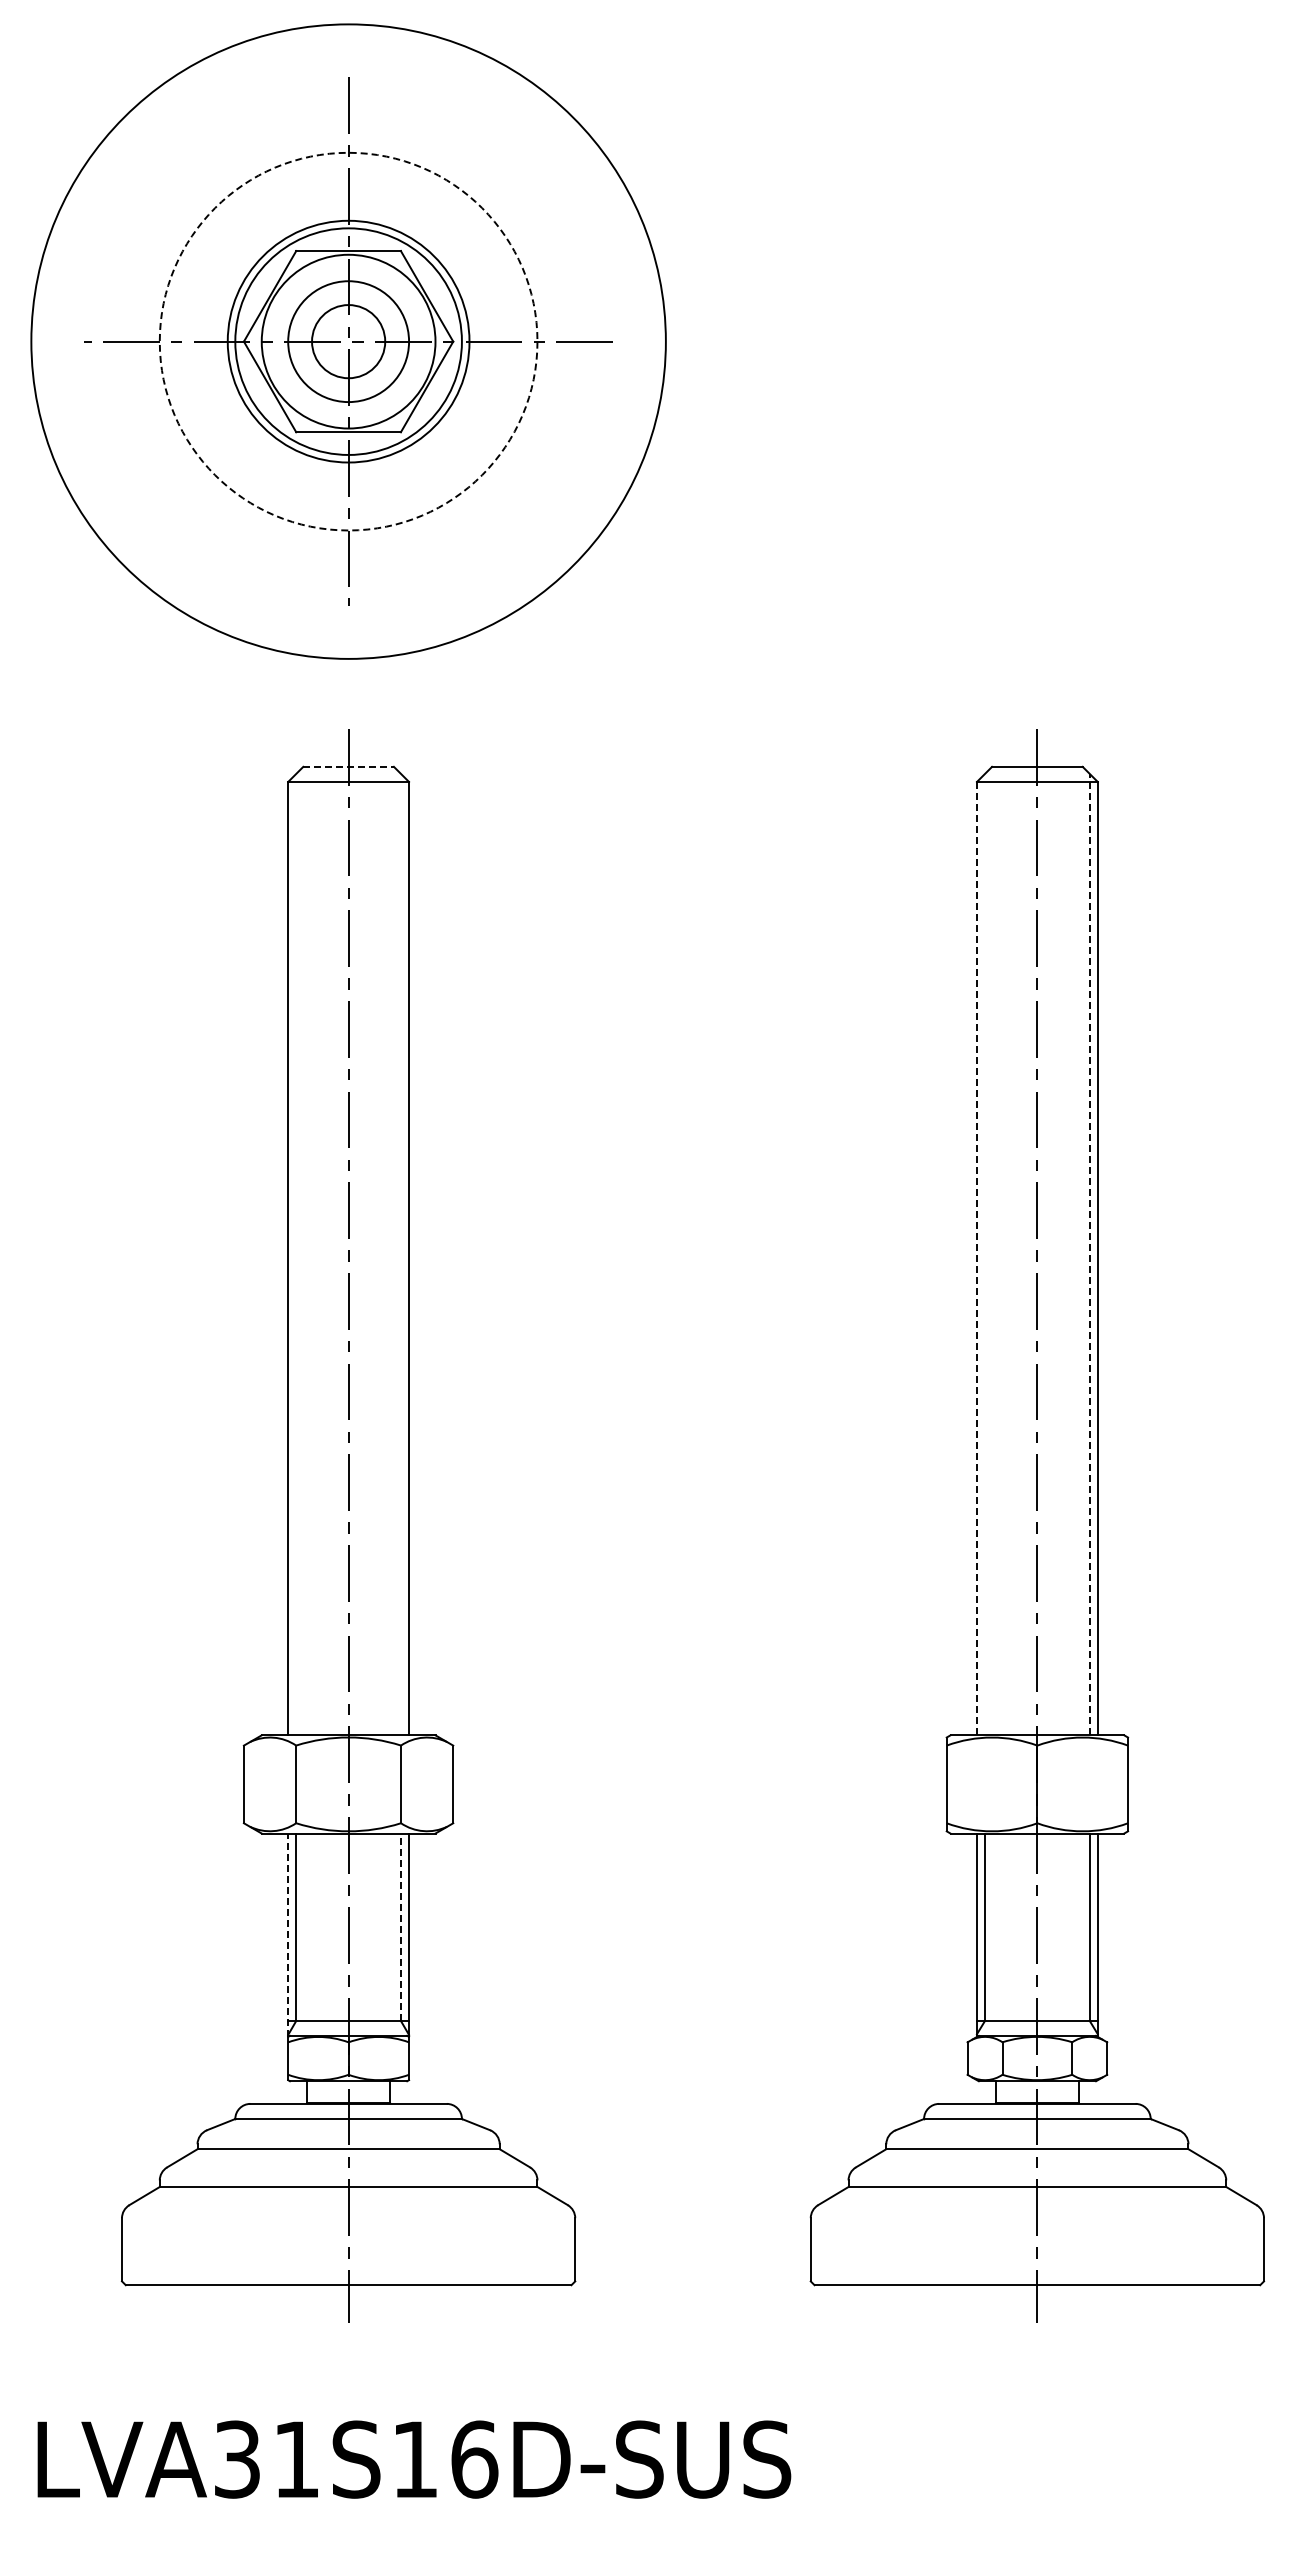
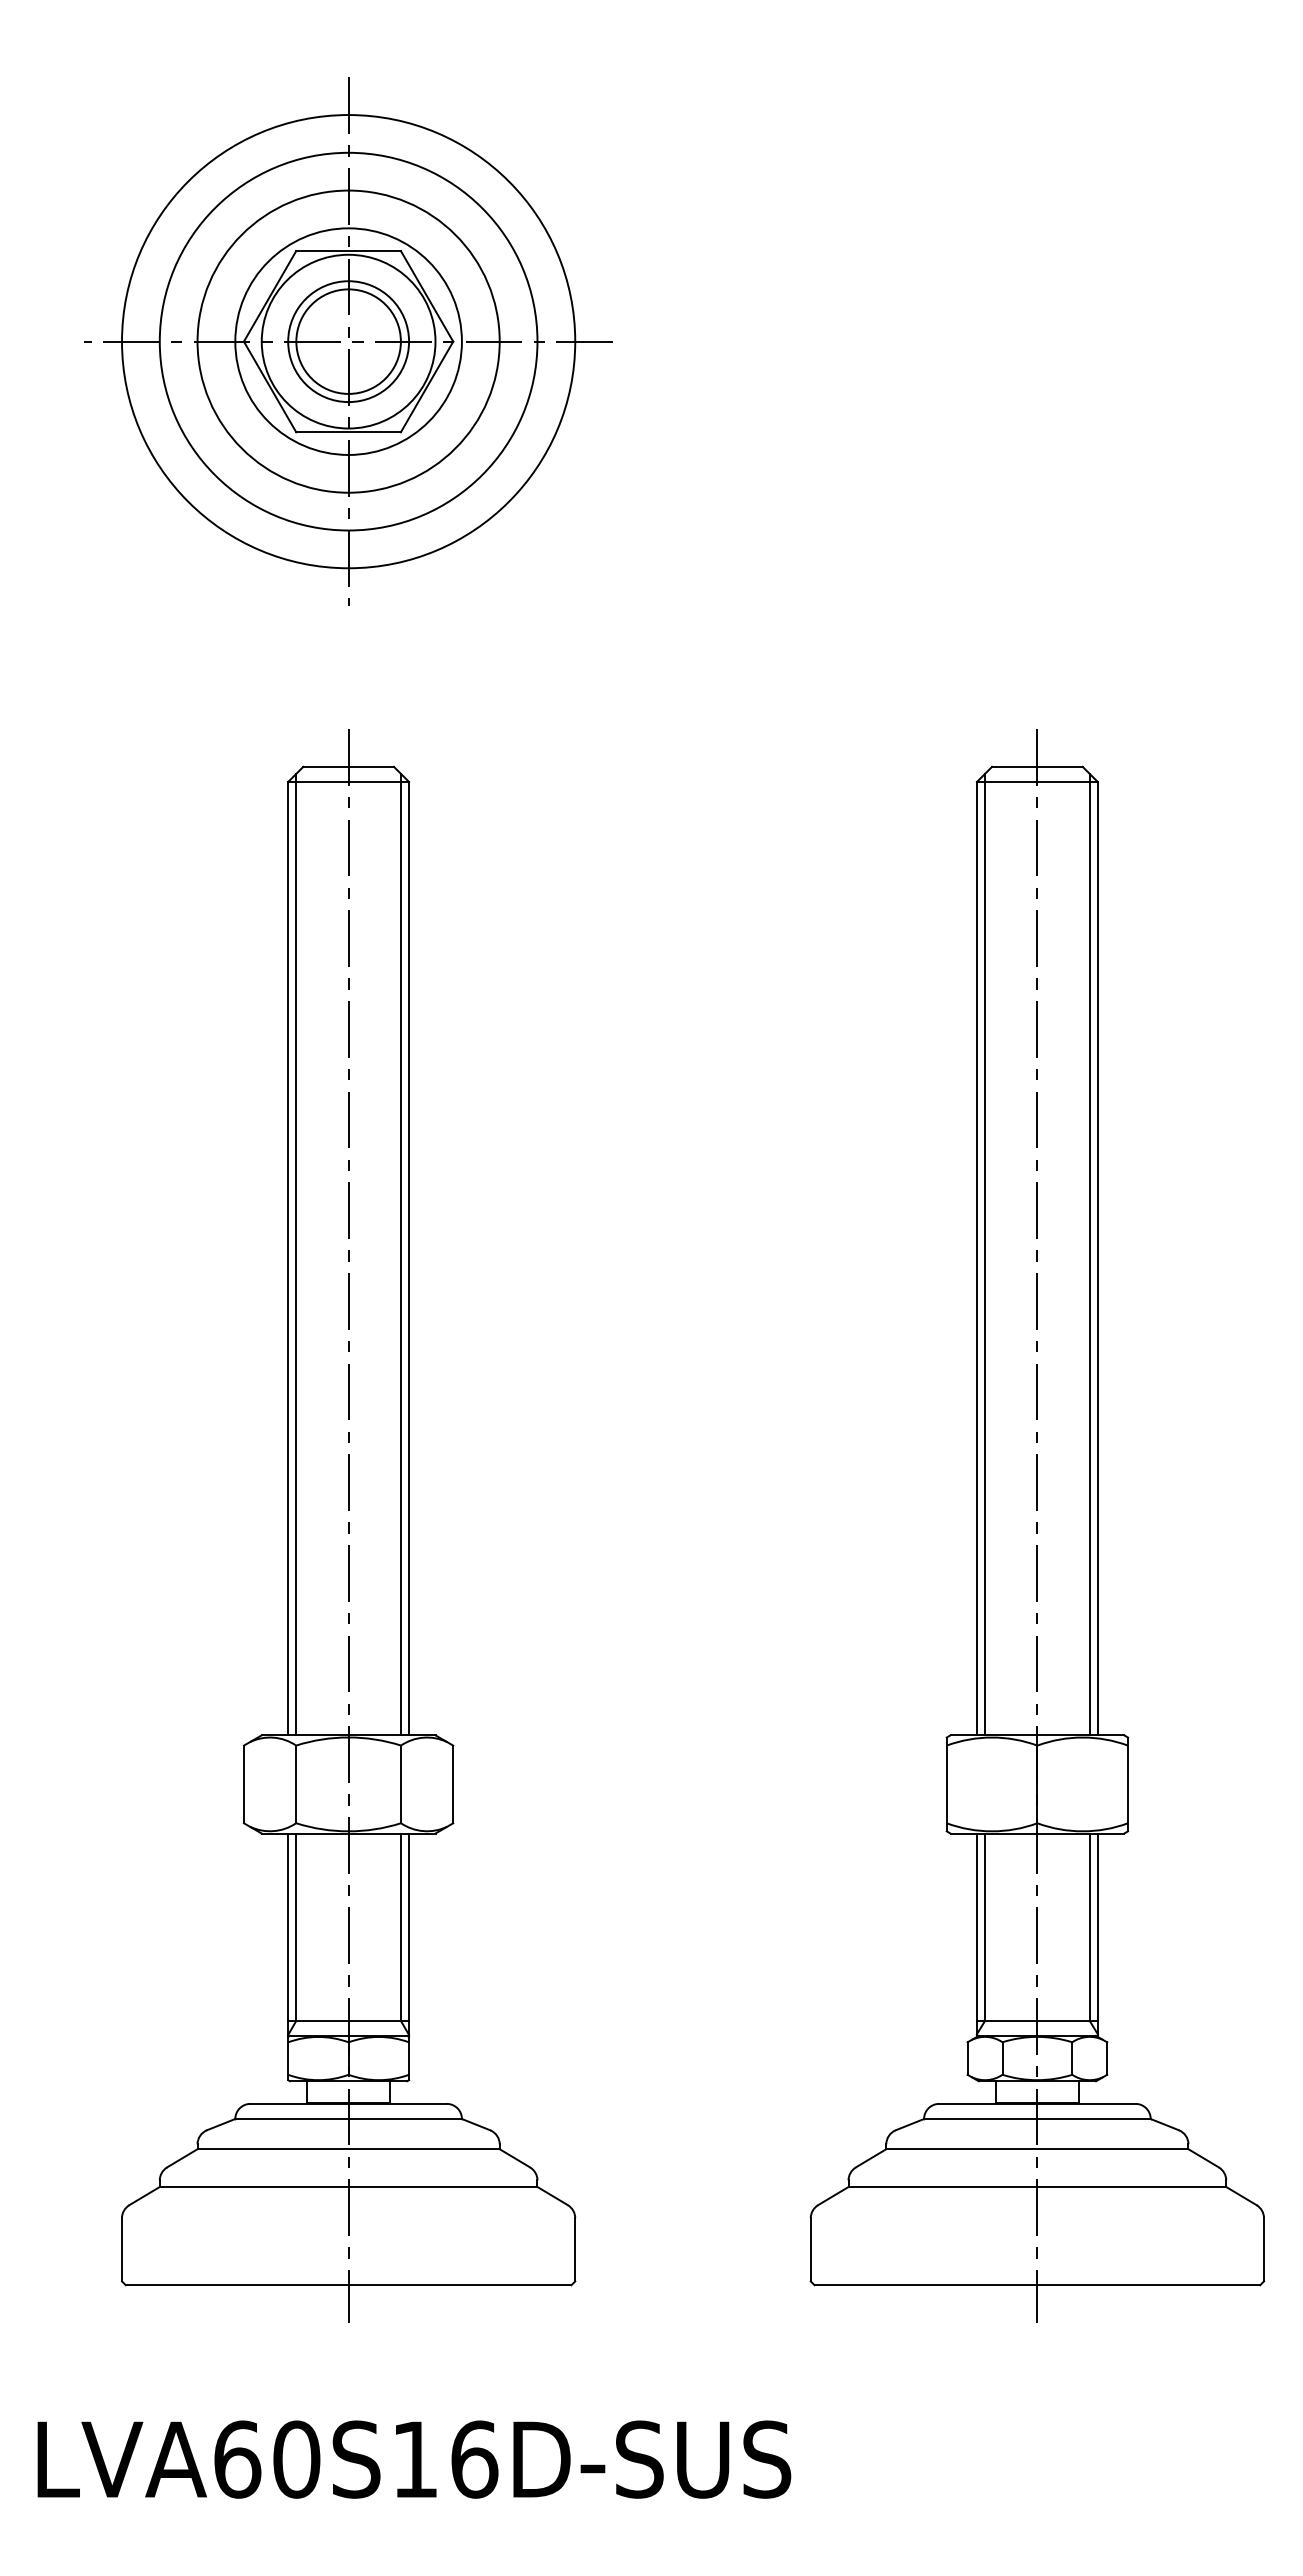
circle diameter: 242 px -> 302 px (348, 341)
circle diameter: 635 px -> 453 px (348, 341)
circle diameter: 73 px -> 105 px (348, 341)
circle: dashed -> solid (348, 341)
line: dashed -> solid (349, 766)
line: none -> present (296, 1254)
line: none -> present (400, 1254)
line: none -> present (985, 1254)
line: dashed -> solid (1089, 1254)
line: dashed -> solid (976, 1258)
line: dashed -> solid (400, 1927)
line: dashed -> solid (288, 1935)
text: LVA31S16D-SUS -> LVA60S16D-SUS (267, 2459)
